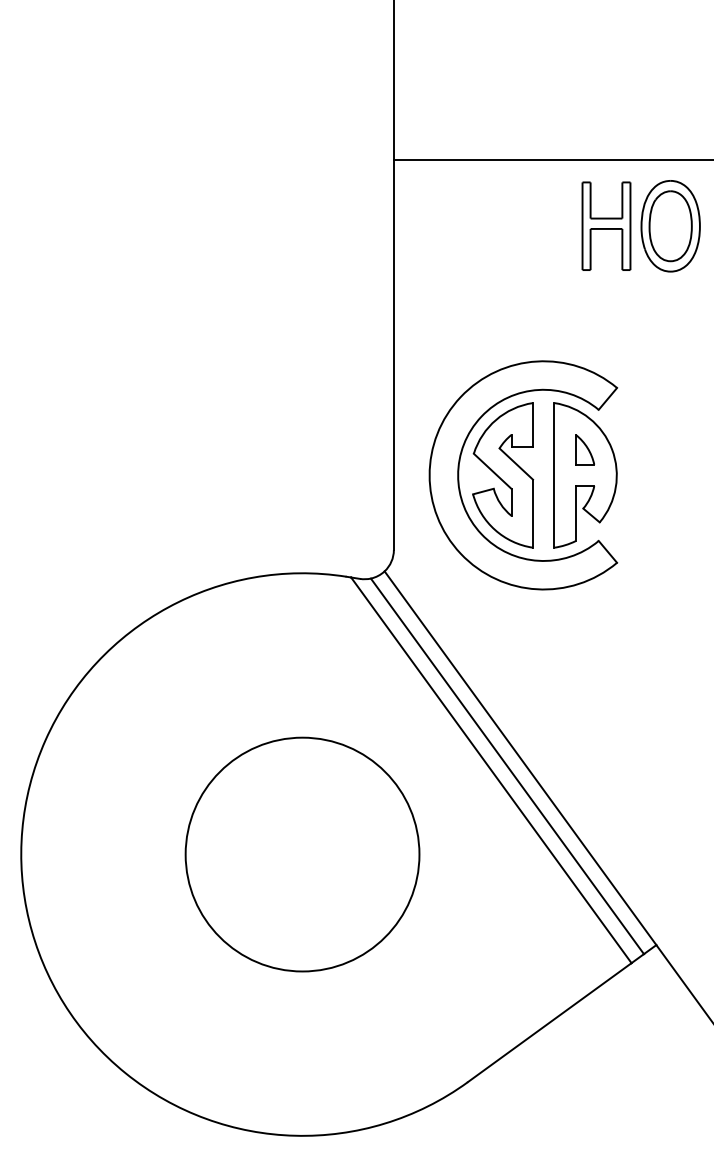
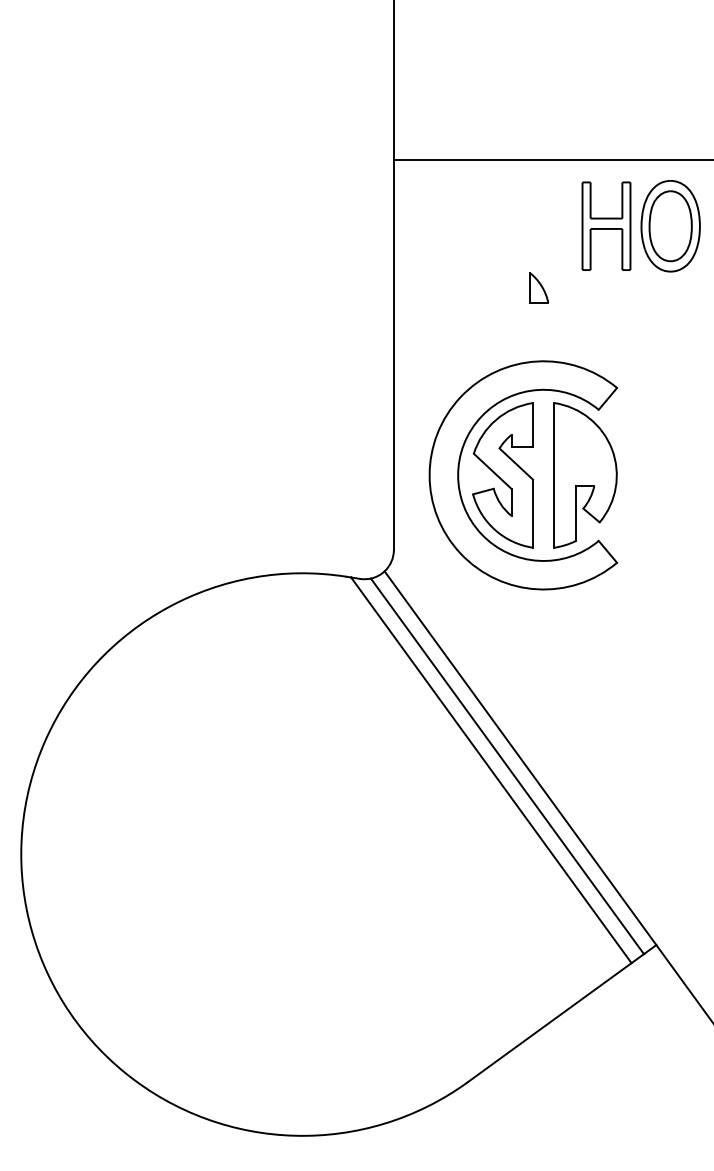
part position: (584, 449) -> (538, 287) (538, 287)
circle: present -> none (302, 854)
